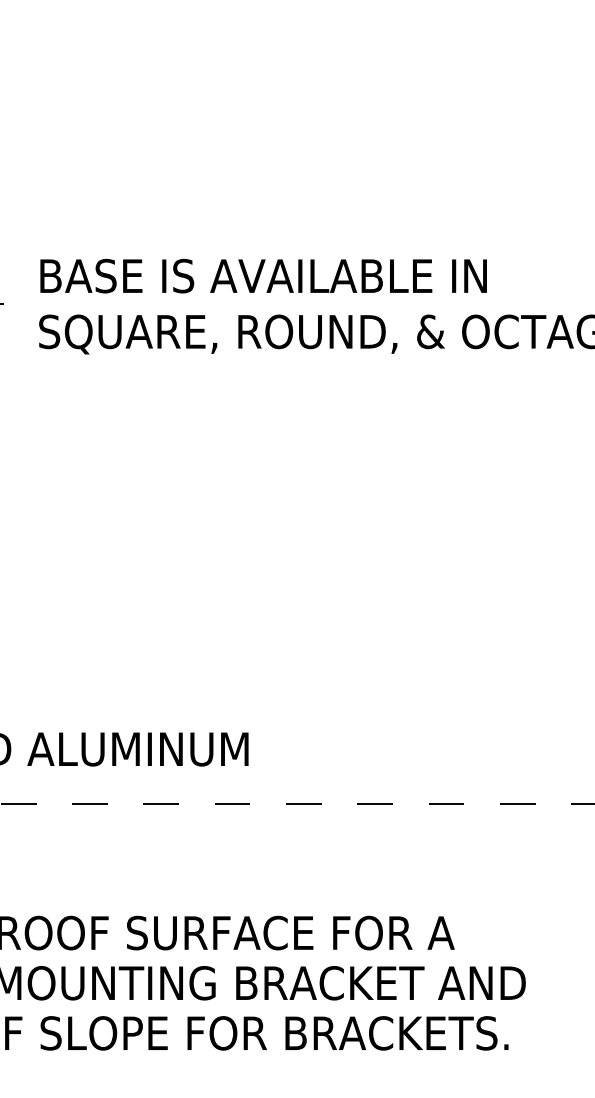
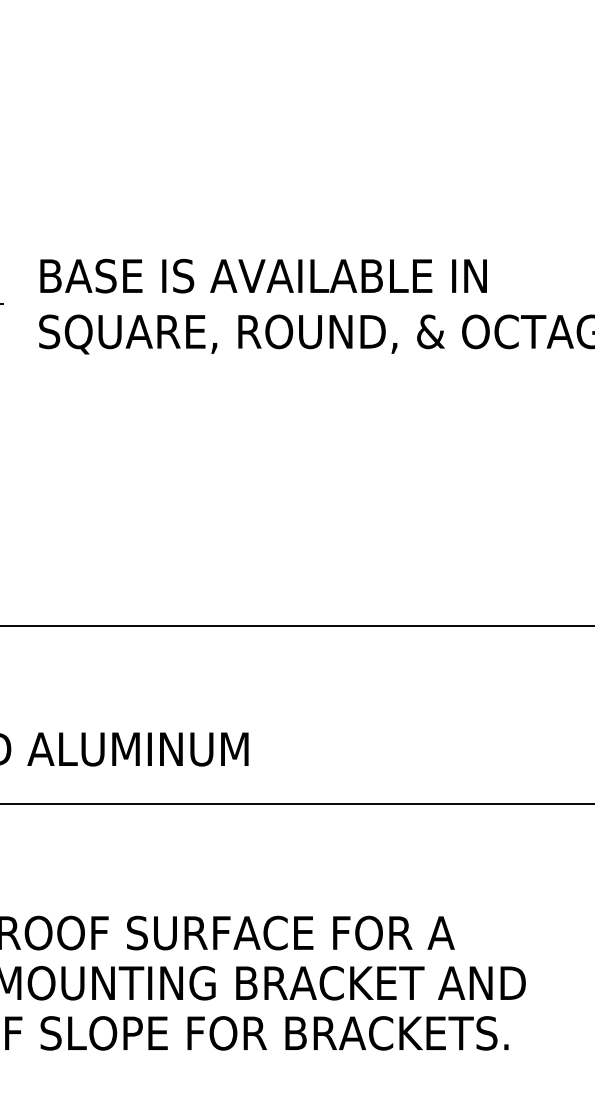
line: none -> present (296, 625)
line: dashed -> solid (297, 803)
